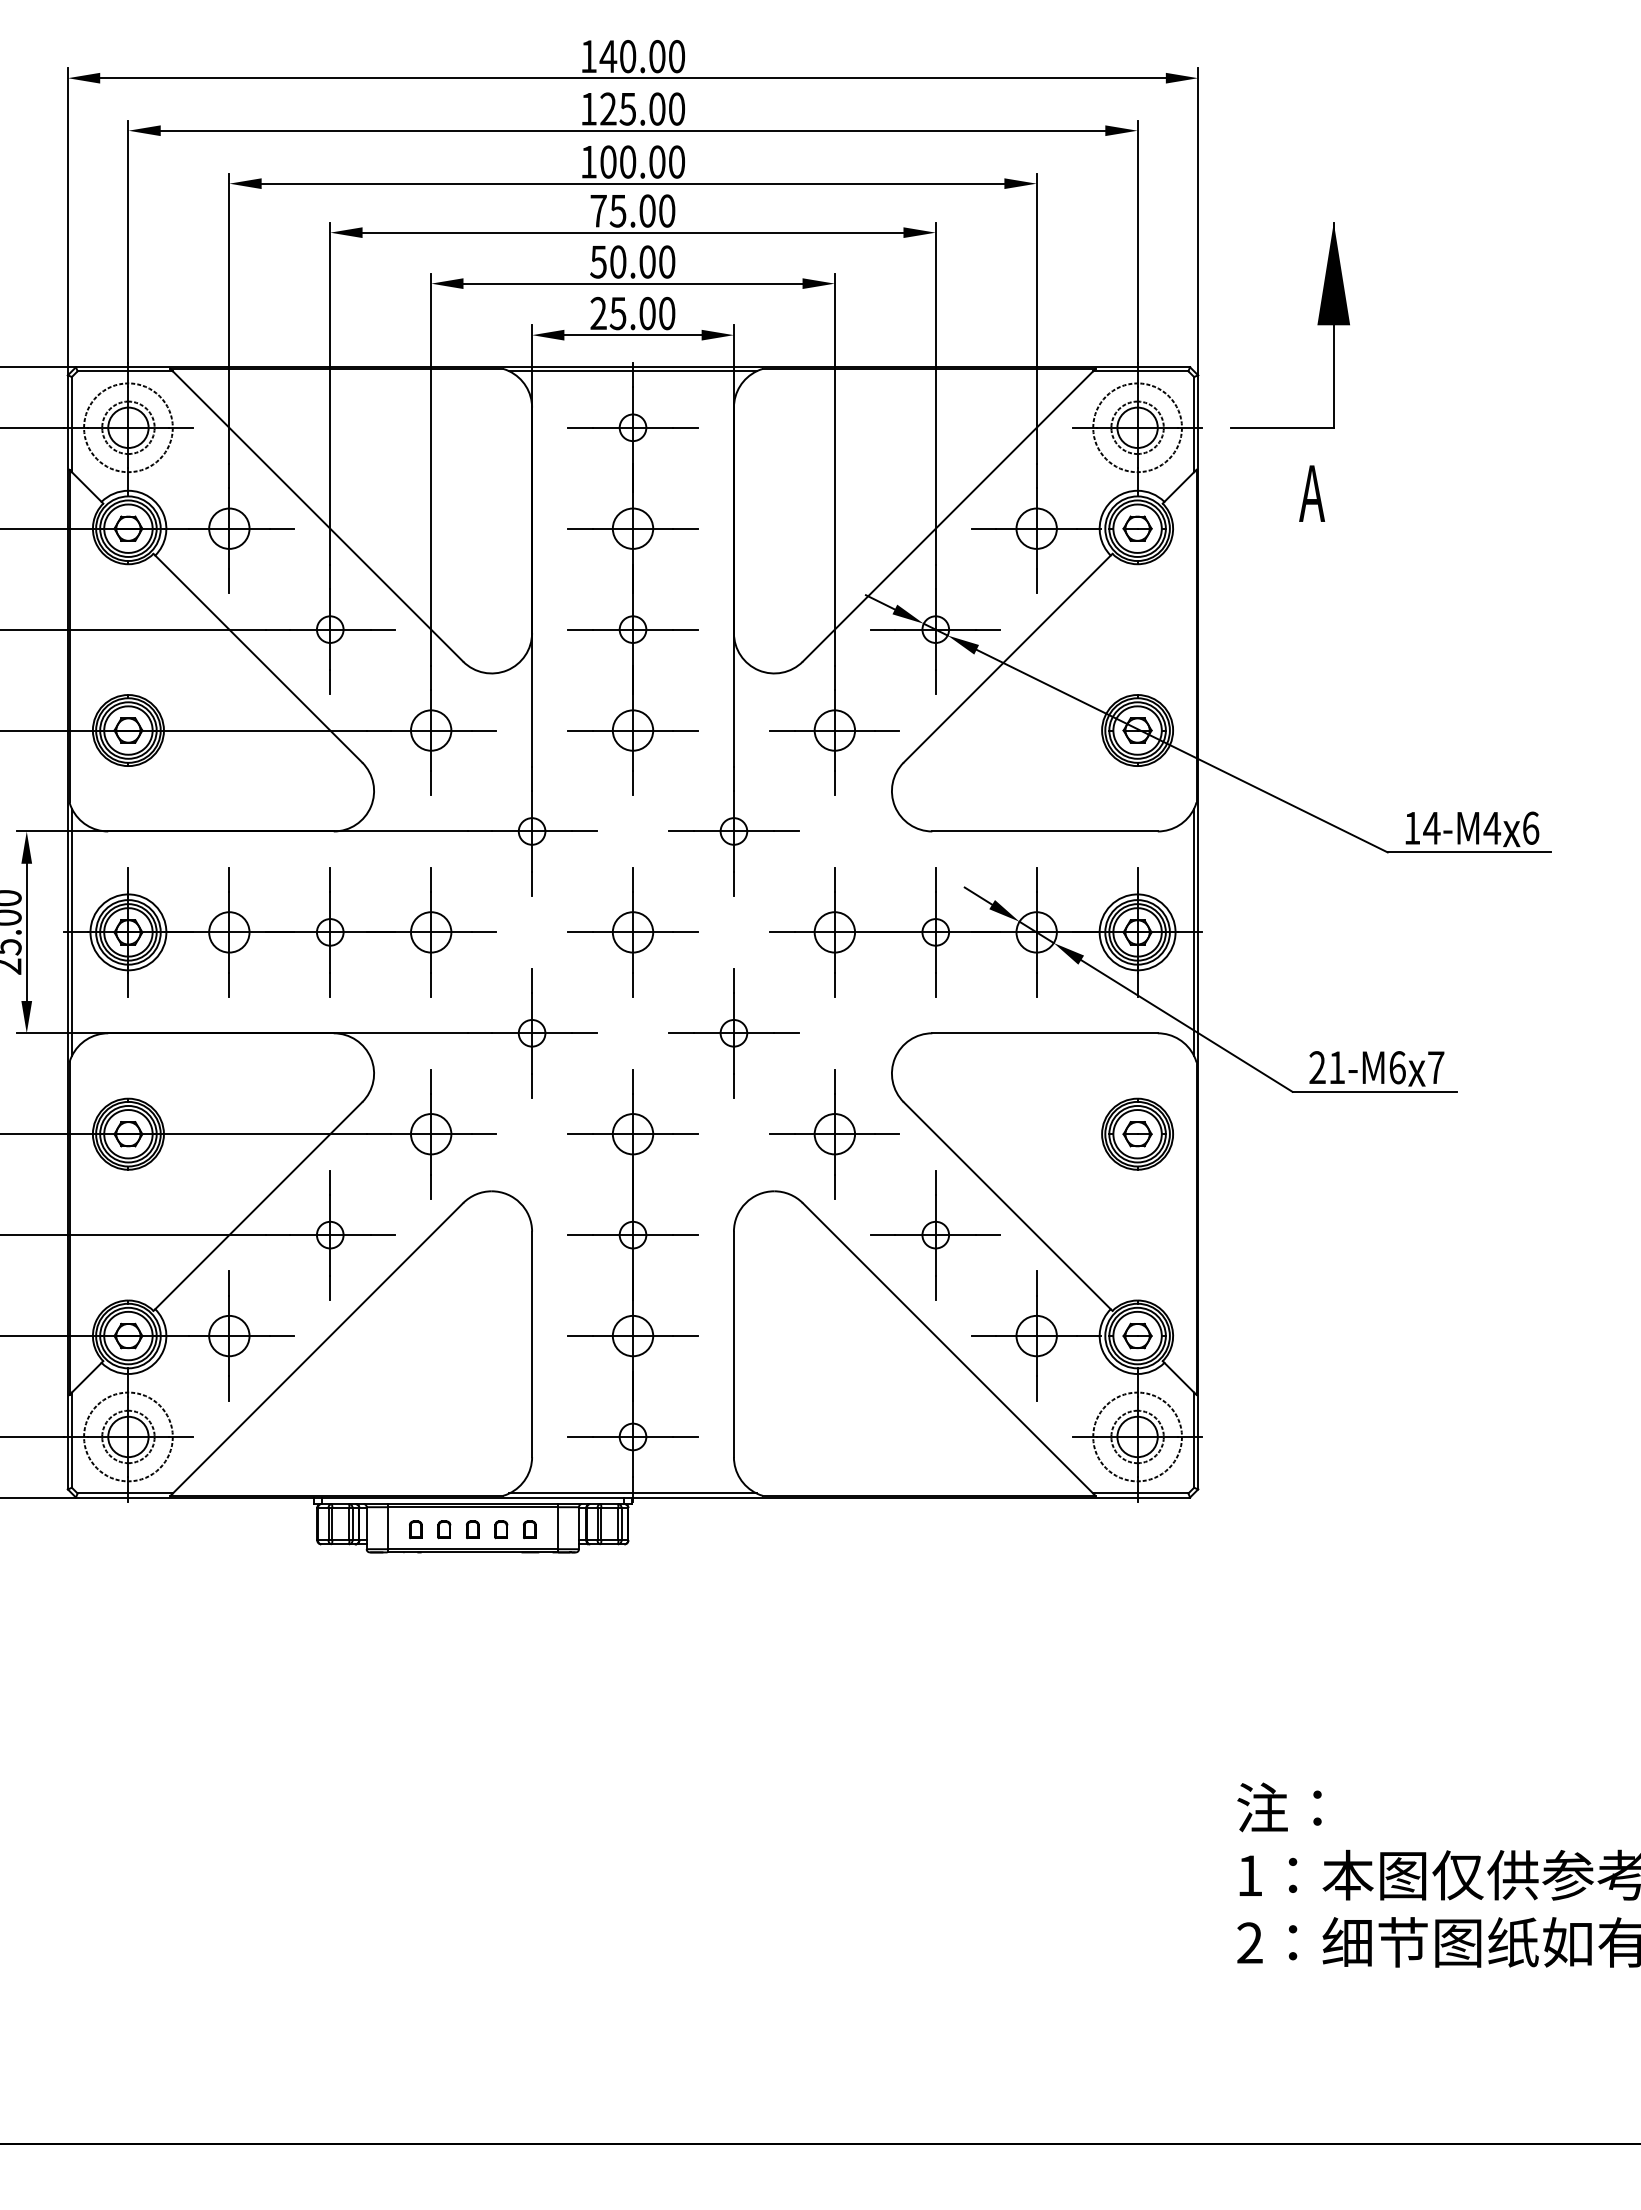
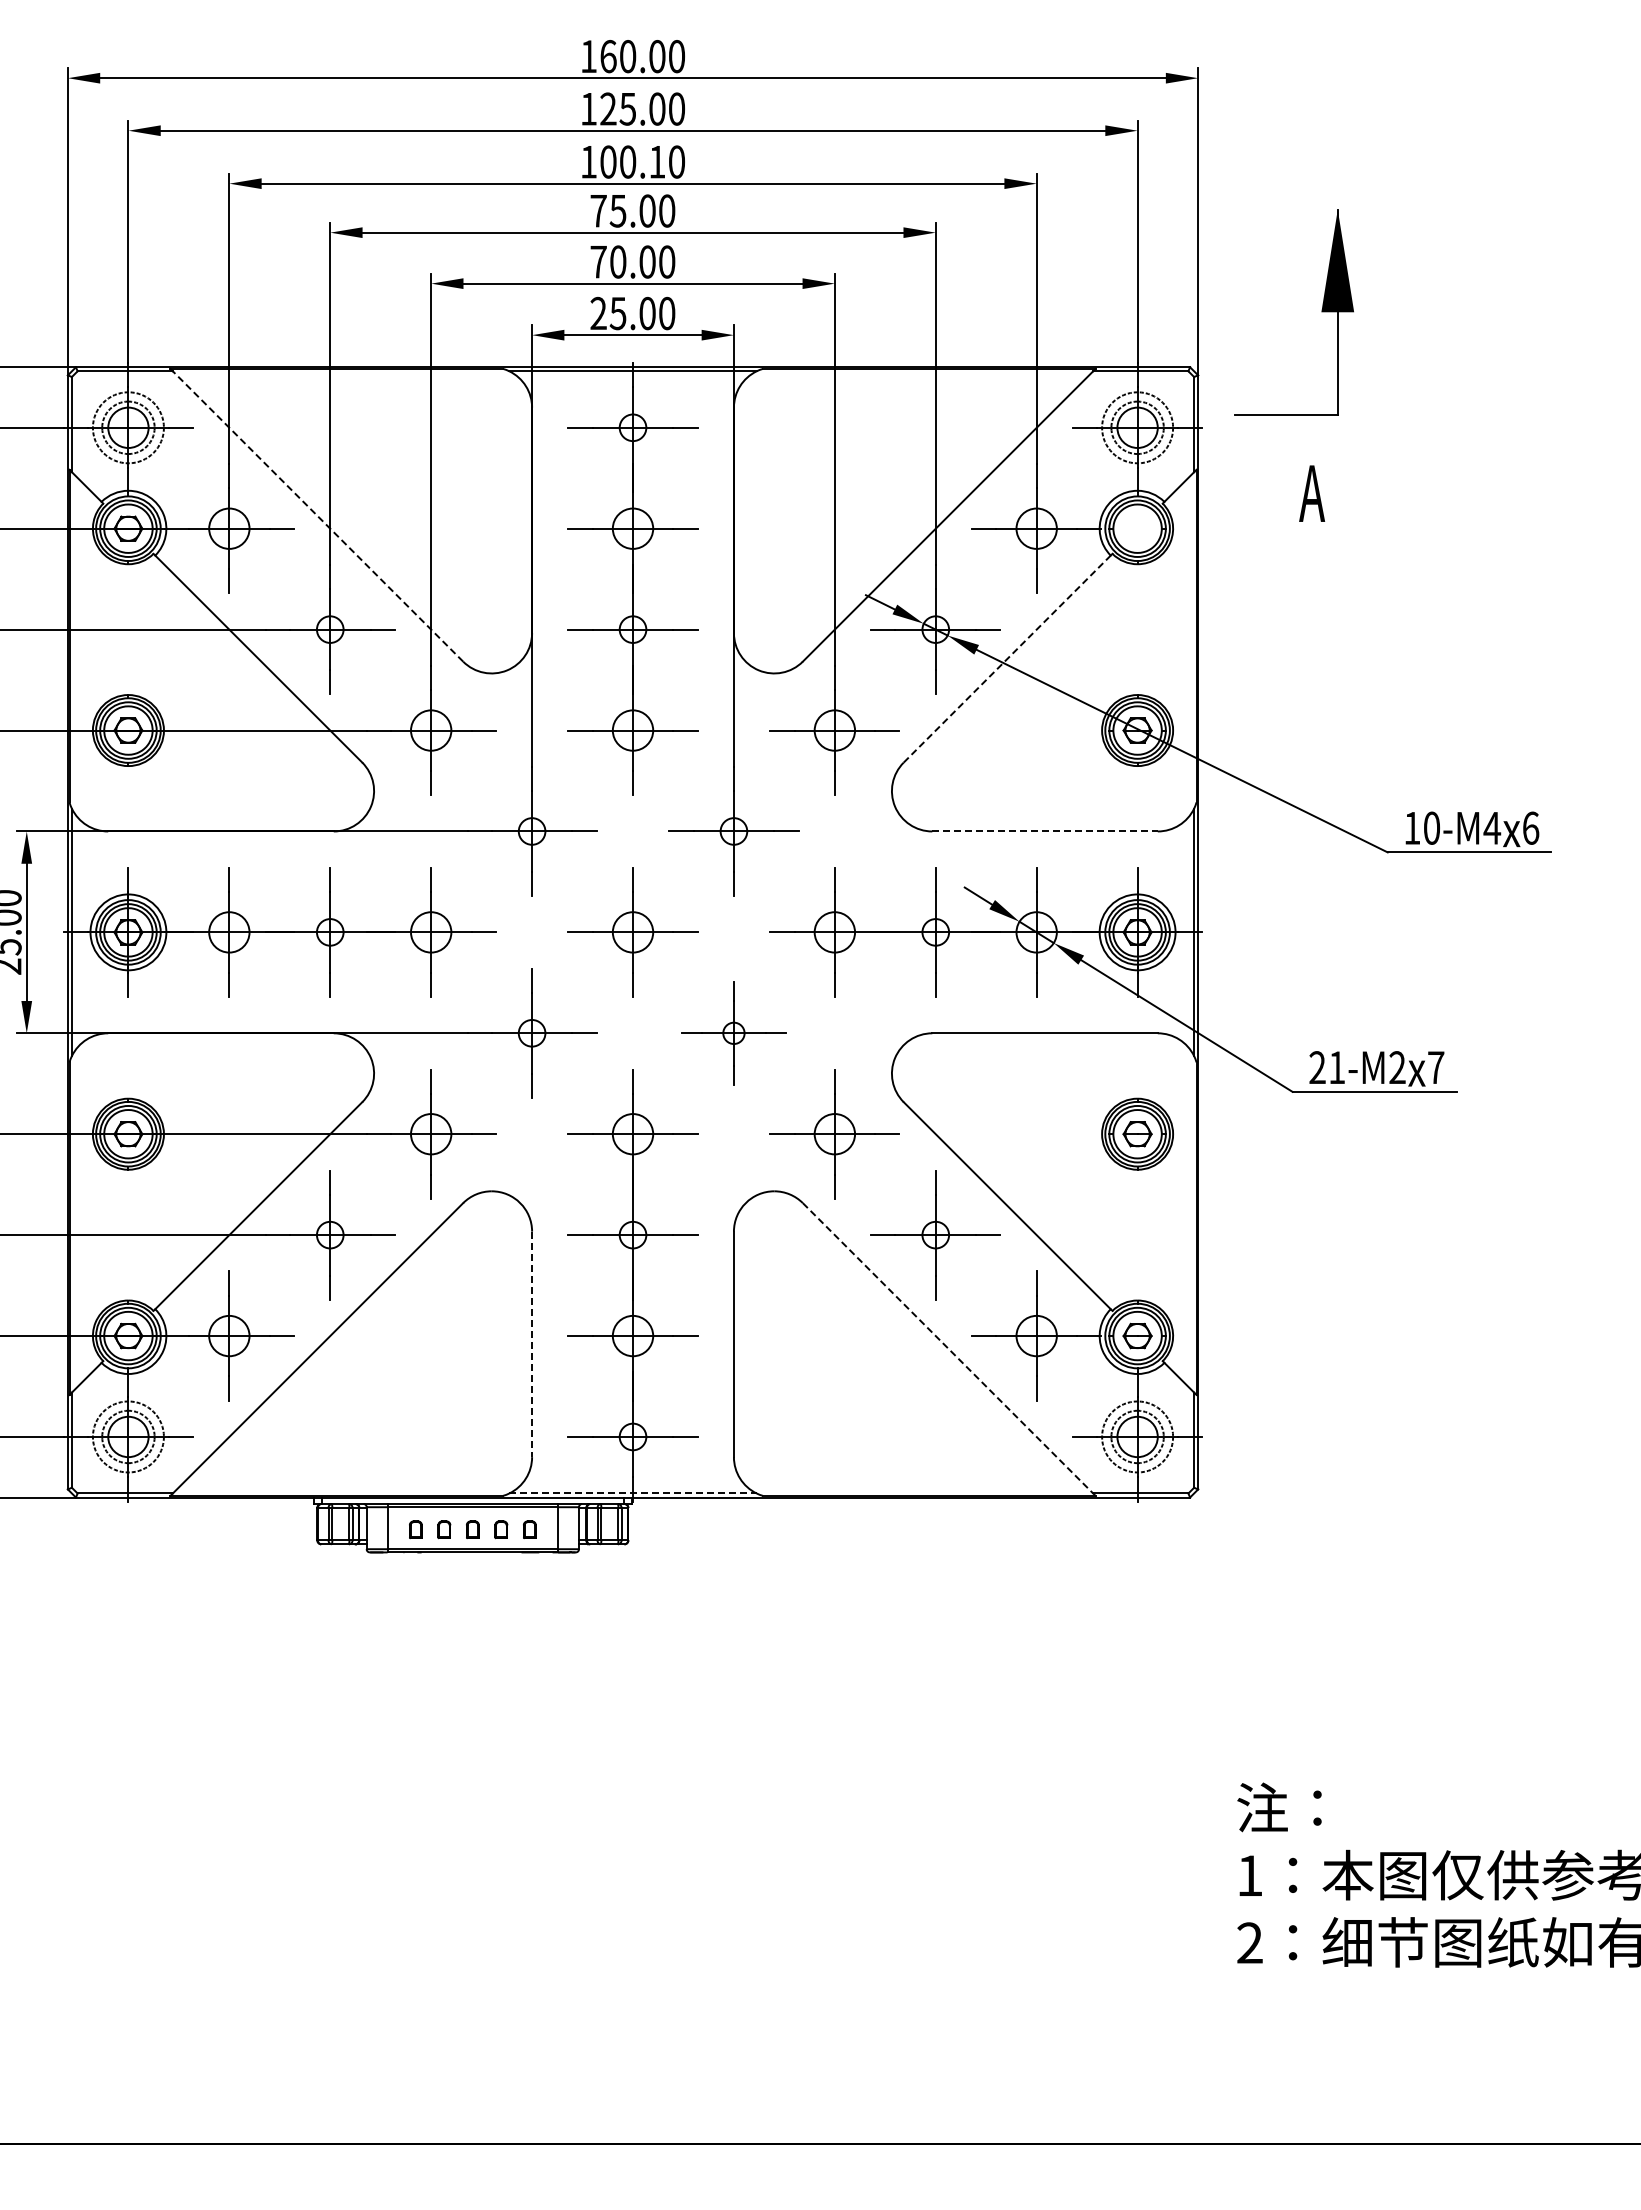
text: 140.00 -> 160.00 (608, 56)
text: 100.00 -> 100.10 (657, 161)
text: 50.00 -> 70.00 (598, 262)
part position: (1317, 325) -> (1321, 312) (1321, 312)
circle diameter: 89 px -> 71 px (127, 427)
circle diameter: 89 px -> 71 px (1137, 427)
line: solid -> dashed (317, 516)
part: present -> none (1137, 528)
line: solid -> dashed (1007, 658)
text: 14-M4 -> 10-M4 (1431, 827)
line: solid -> dashed (1045, 831)
part size: 132x131 px -> 106x105 px (733, 1033)
text: 21-M6 -> 21-M2 (1397, 1067)
line: solid -> dashed (532, 1344)
line: solid -> dashed (948, 1348)
circle diameter: 89 px -> 71 px (127, 1436)
circle diameter: 89 px -> 71 px (1137, 1436)
line: solid -> dashed (633, 1493)
